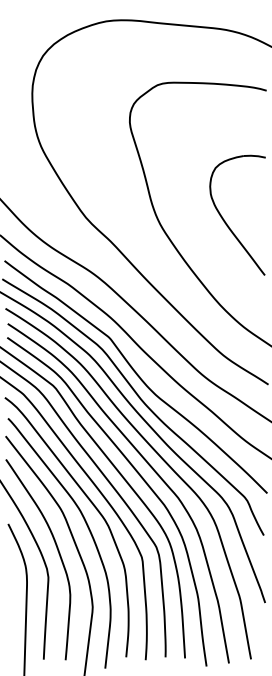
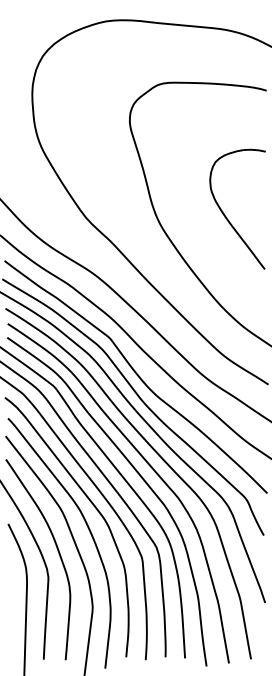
part position: (227, 223) -> (227, 217) (227, 217)
